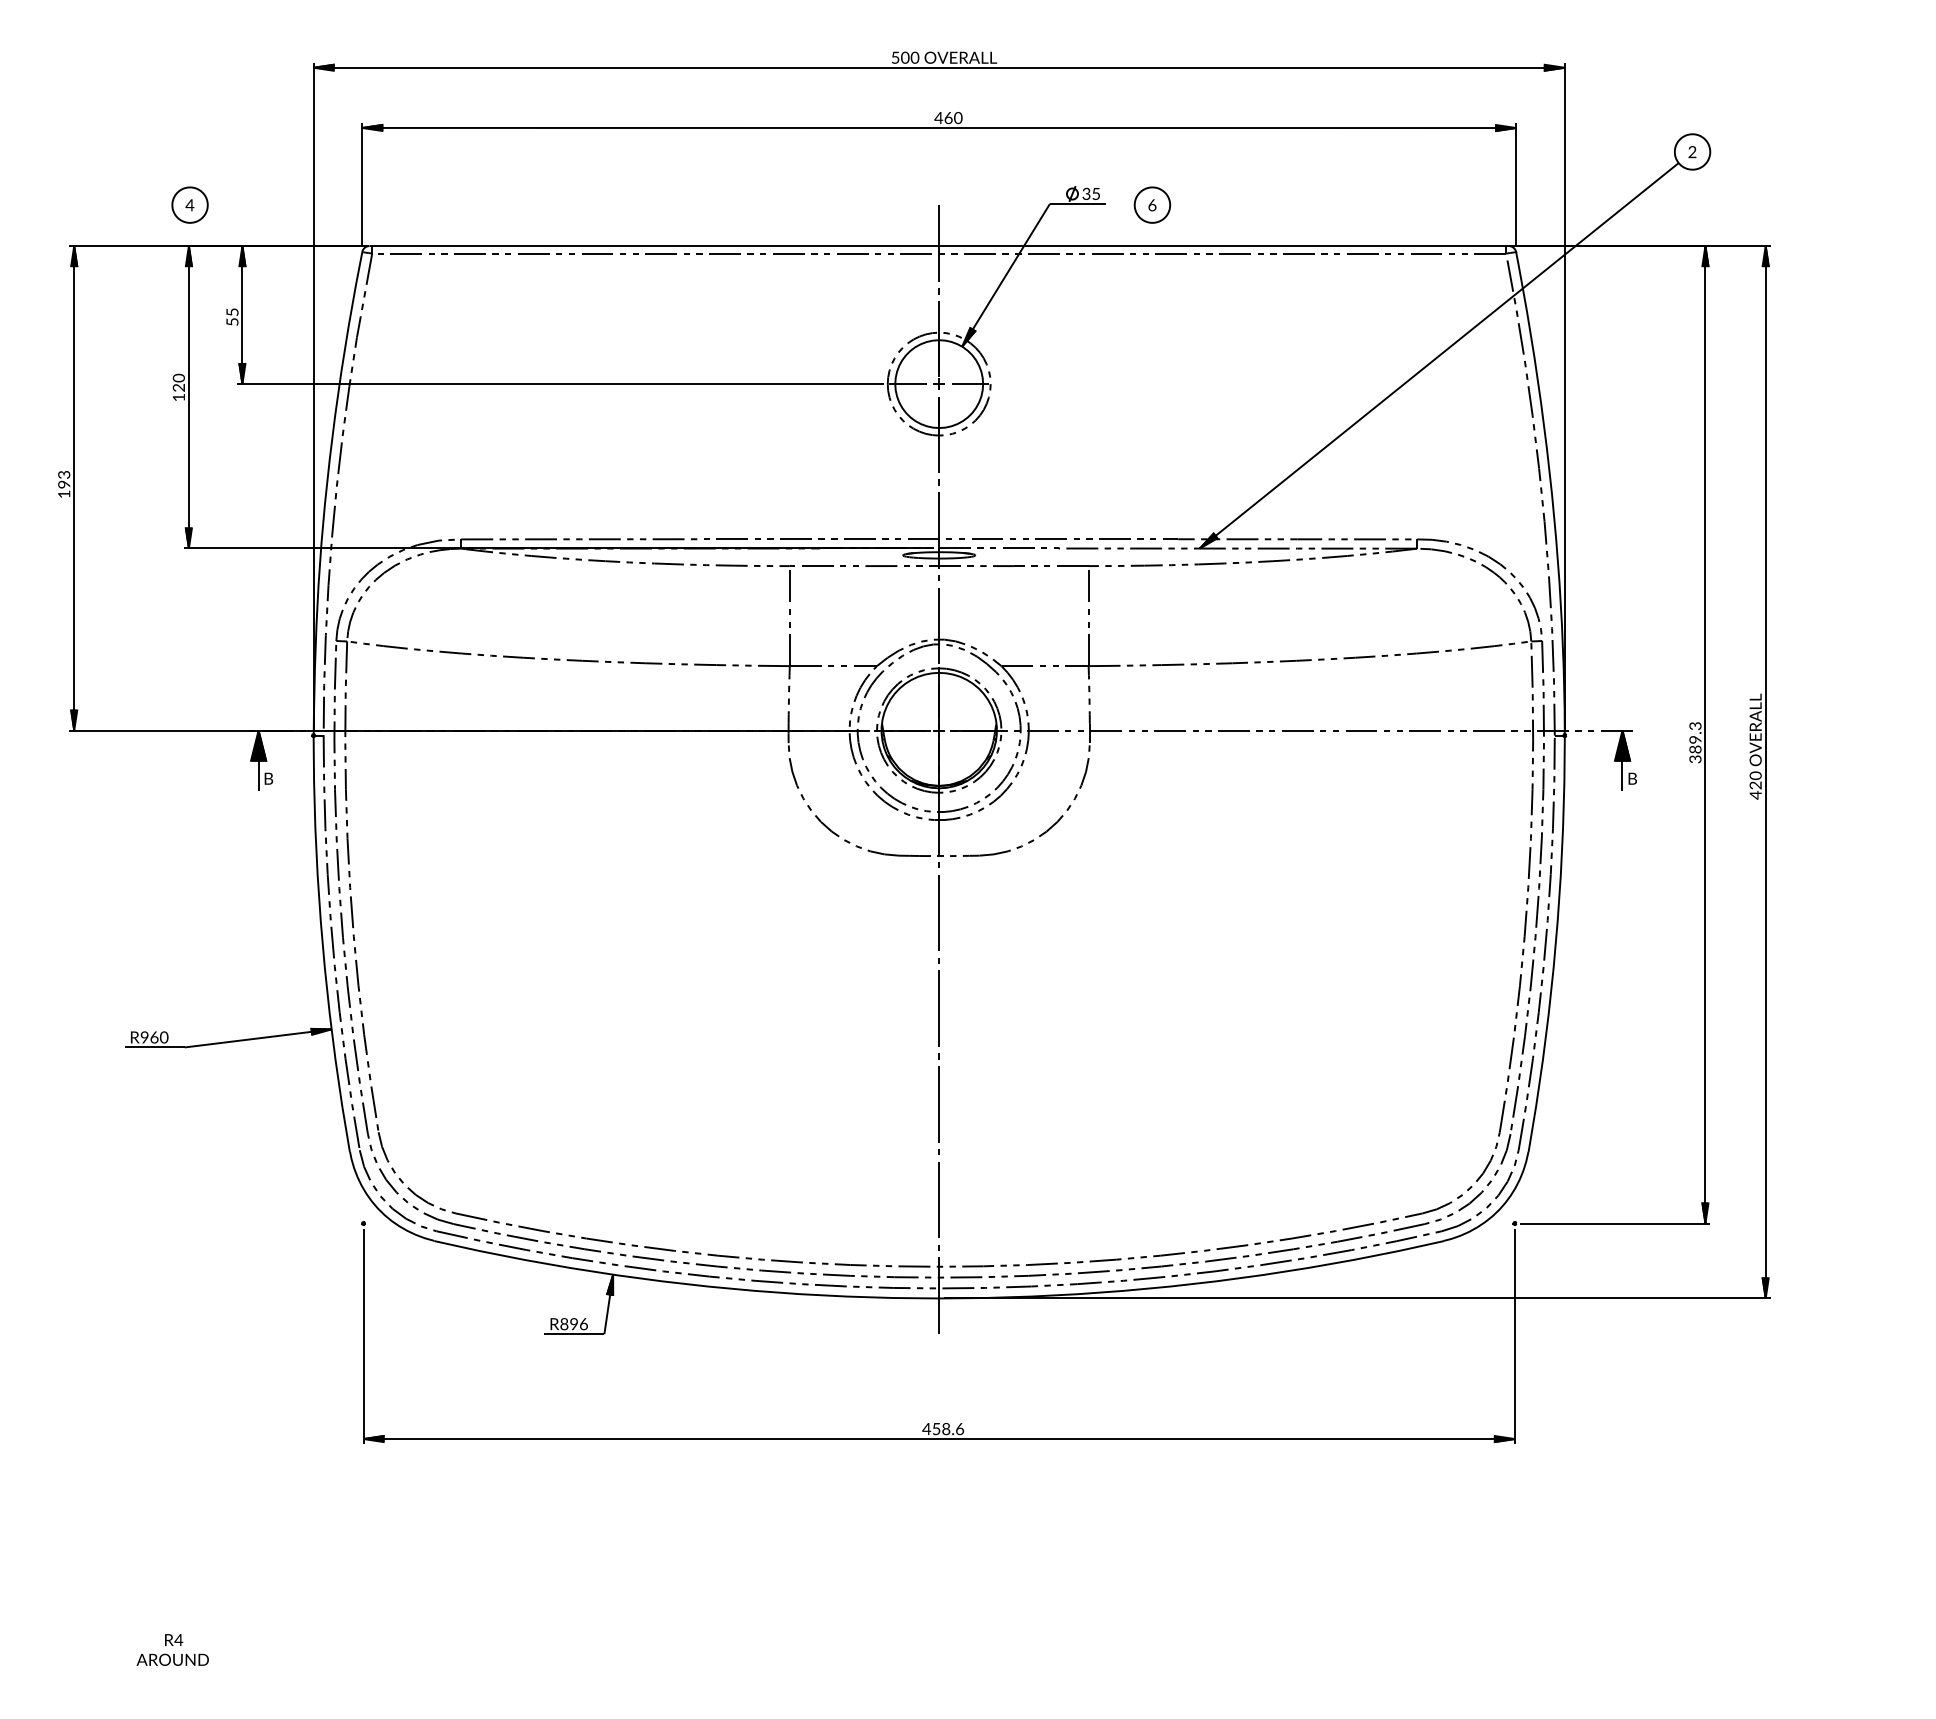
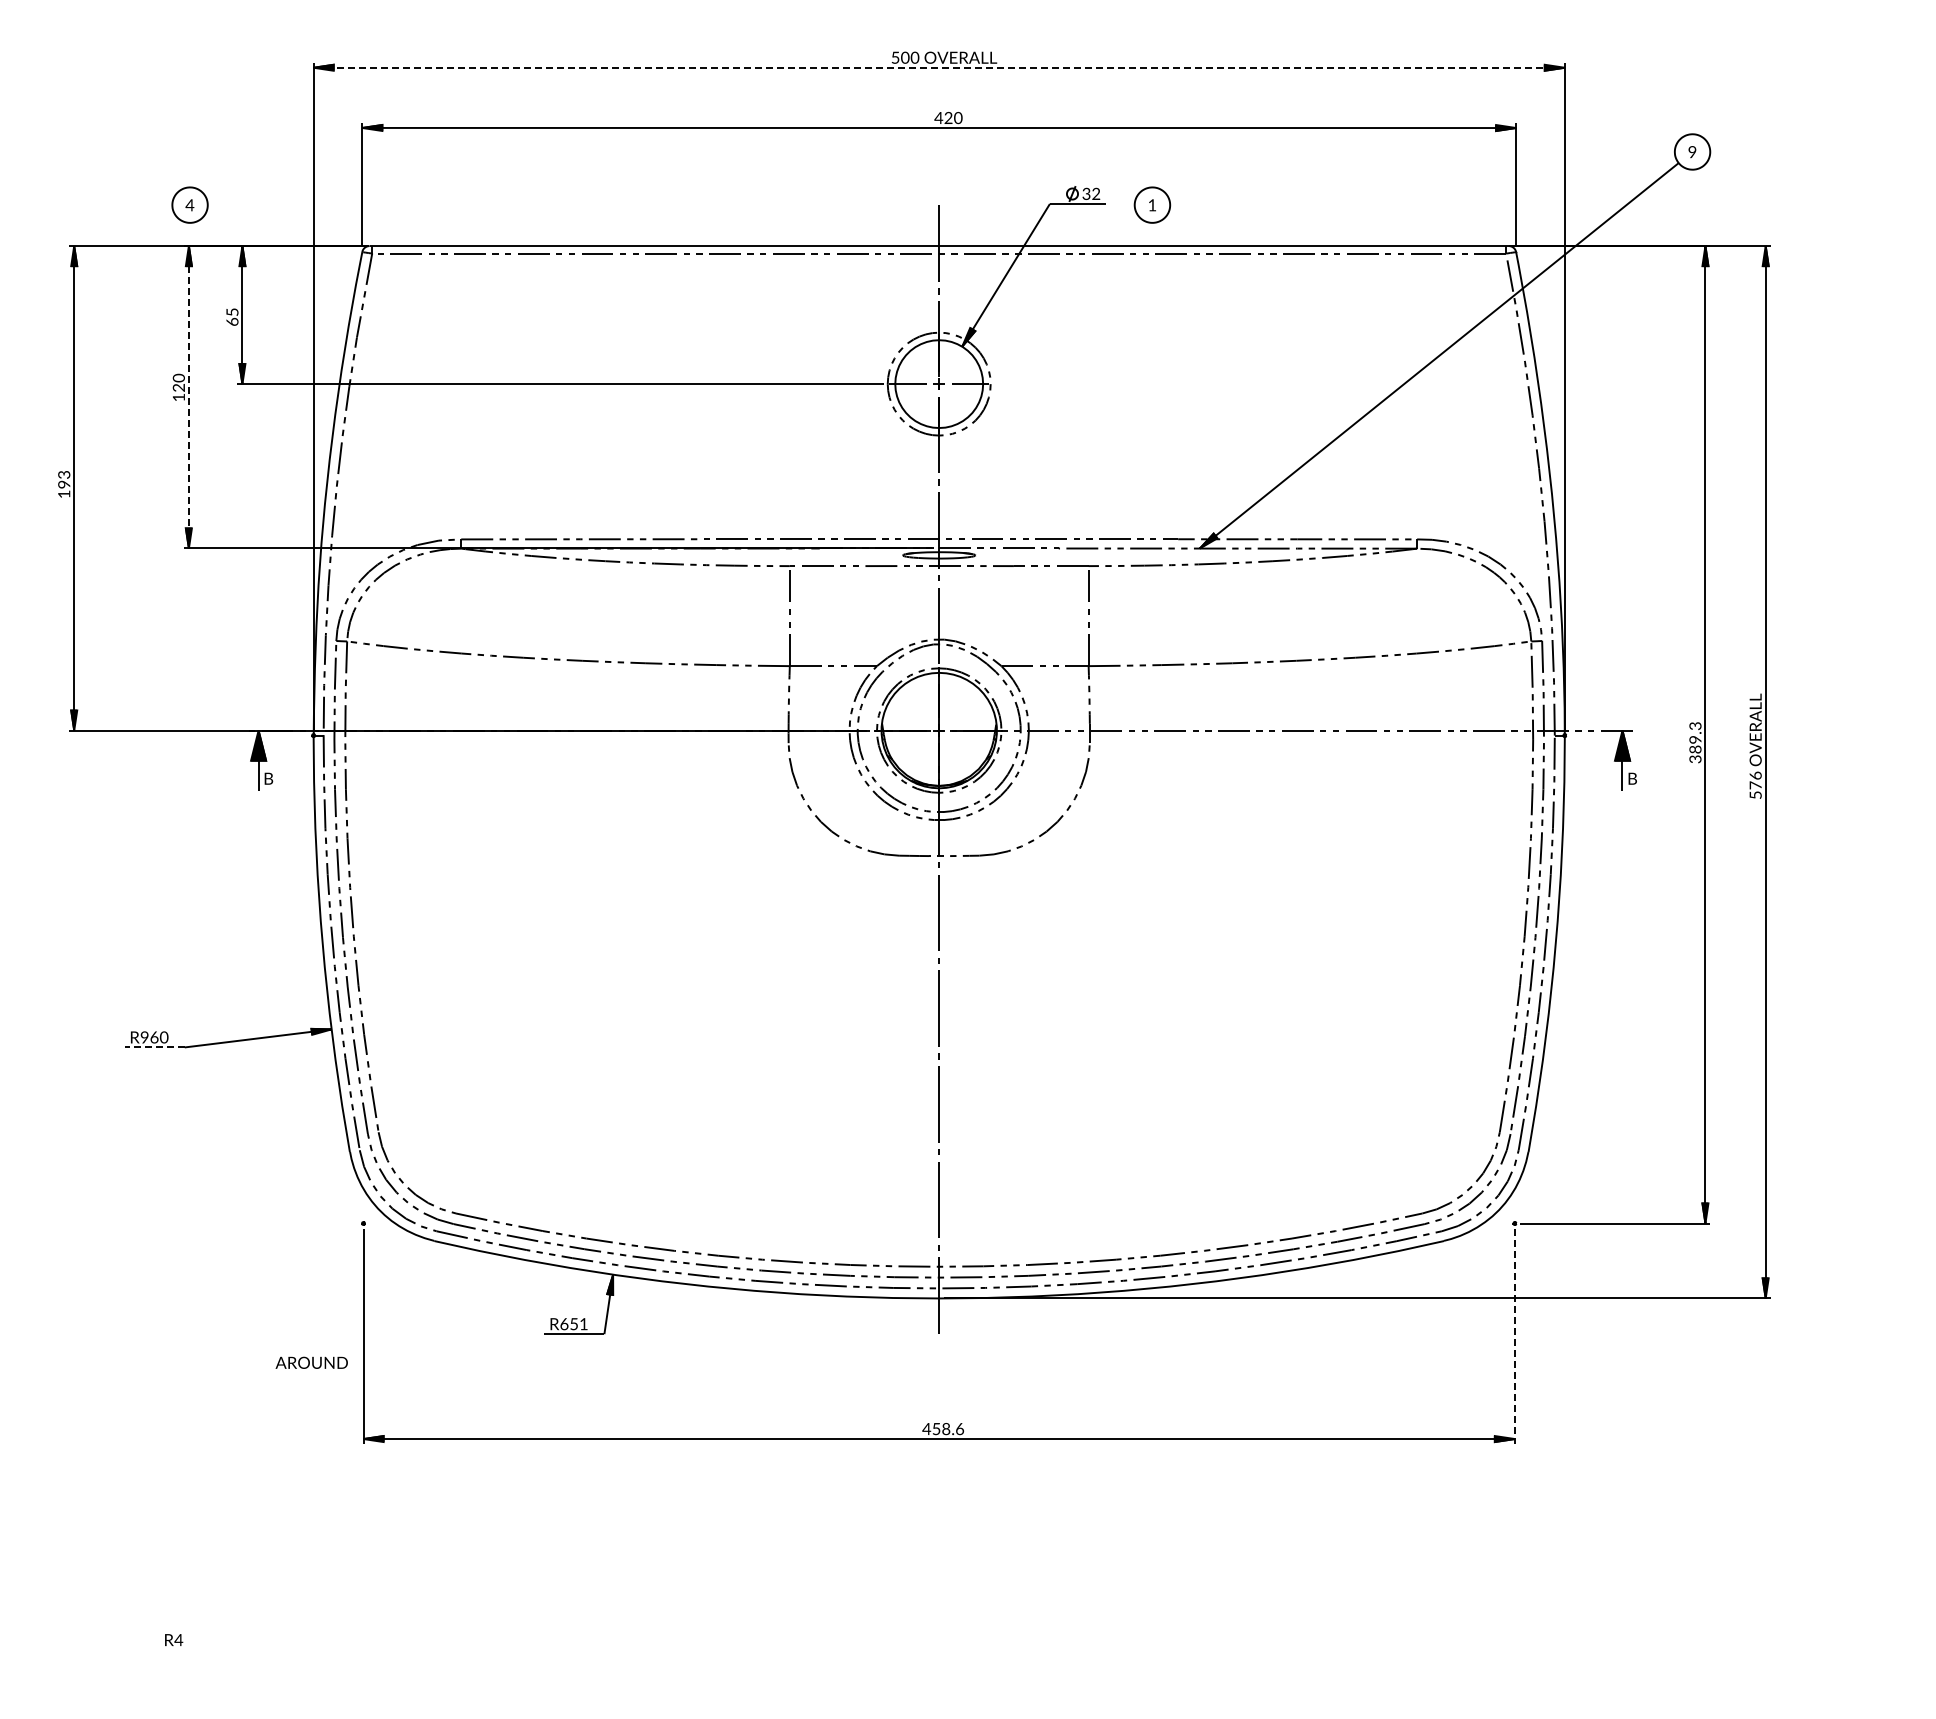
line: solid -> dashed (939, 67)
text: 460 -> 420 (948, 117)
text: 2 -> 9 (1692, 152)
text: 35 -> 32 (1096, 193)
text: 6 -> 1 (1152, 205)
text: 55 -> 65 (232, 321)
line: solid -> dashed (188, 396)
text: 420 -> 576 (1755, 785)
line: solid -> dashed (154, 1047)
text: R896 -> R651 (573, 1324)
line: solid -> dashed (1514, 1336)
text position: (172, 1659) -> (311, 1362) (311, 1362)
